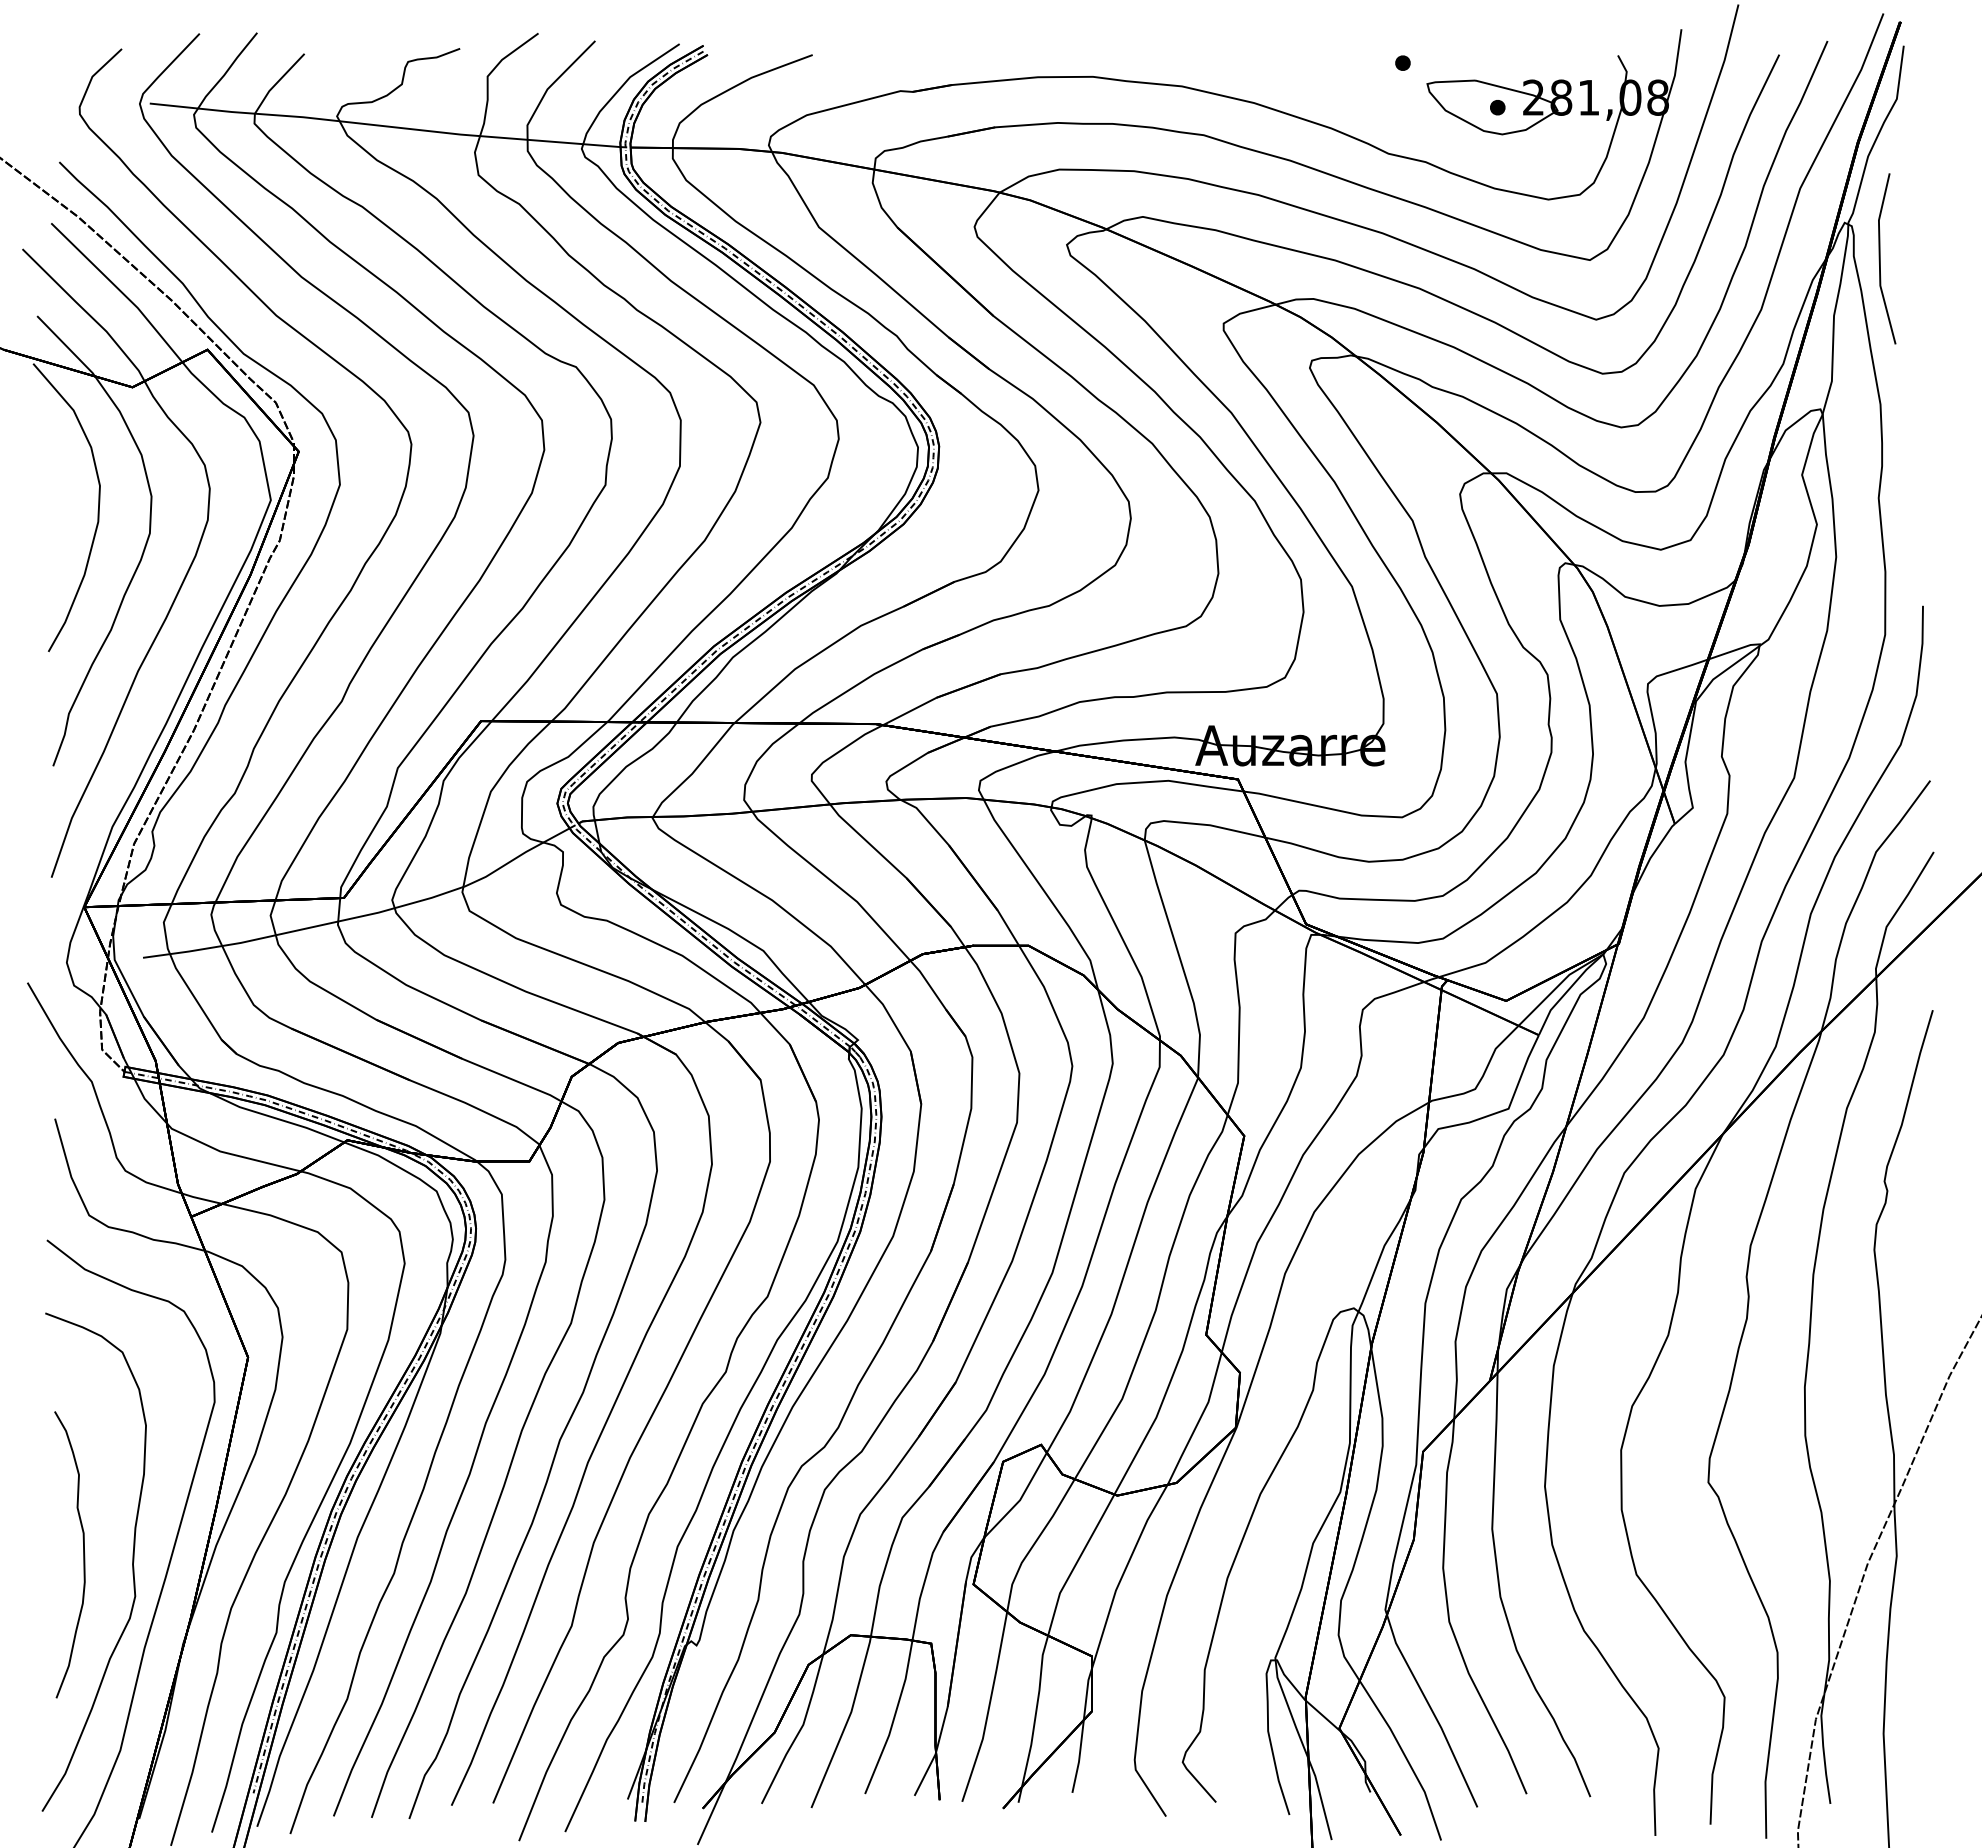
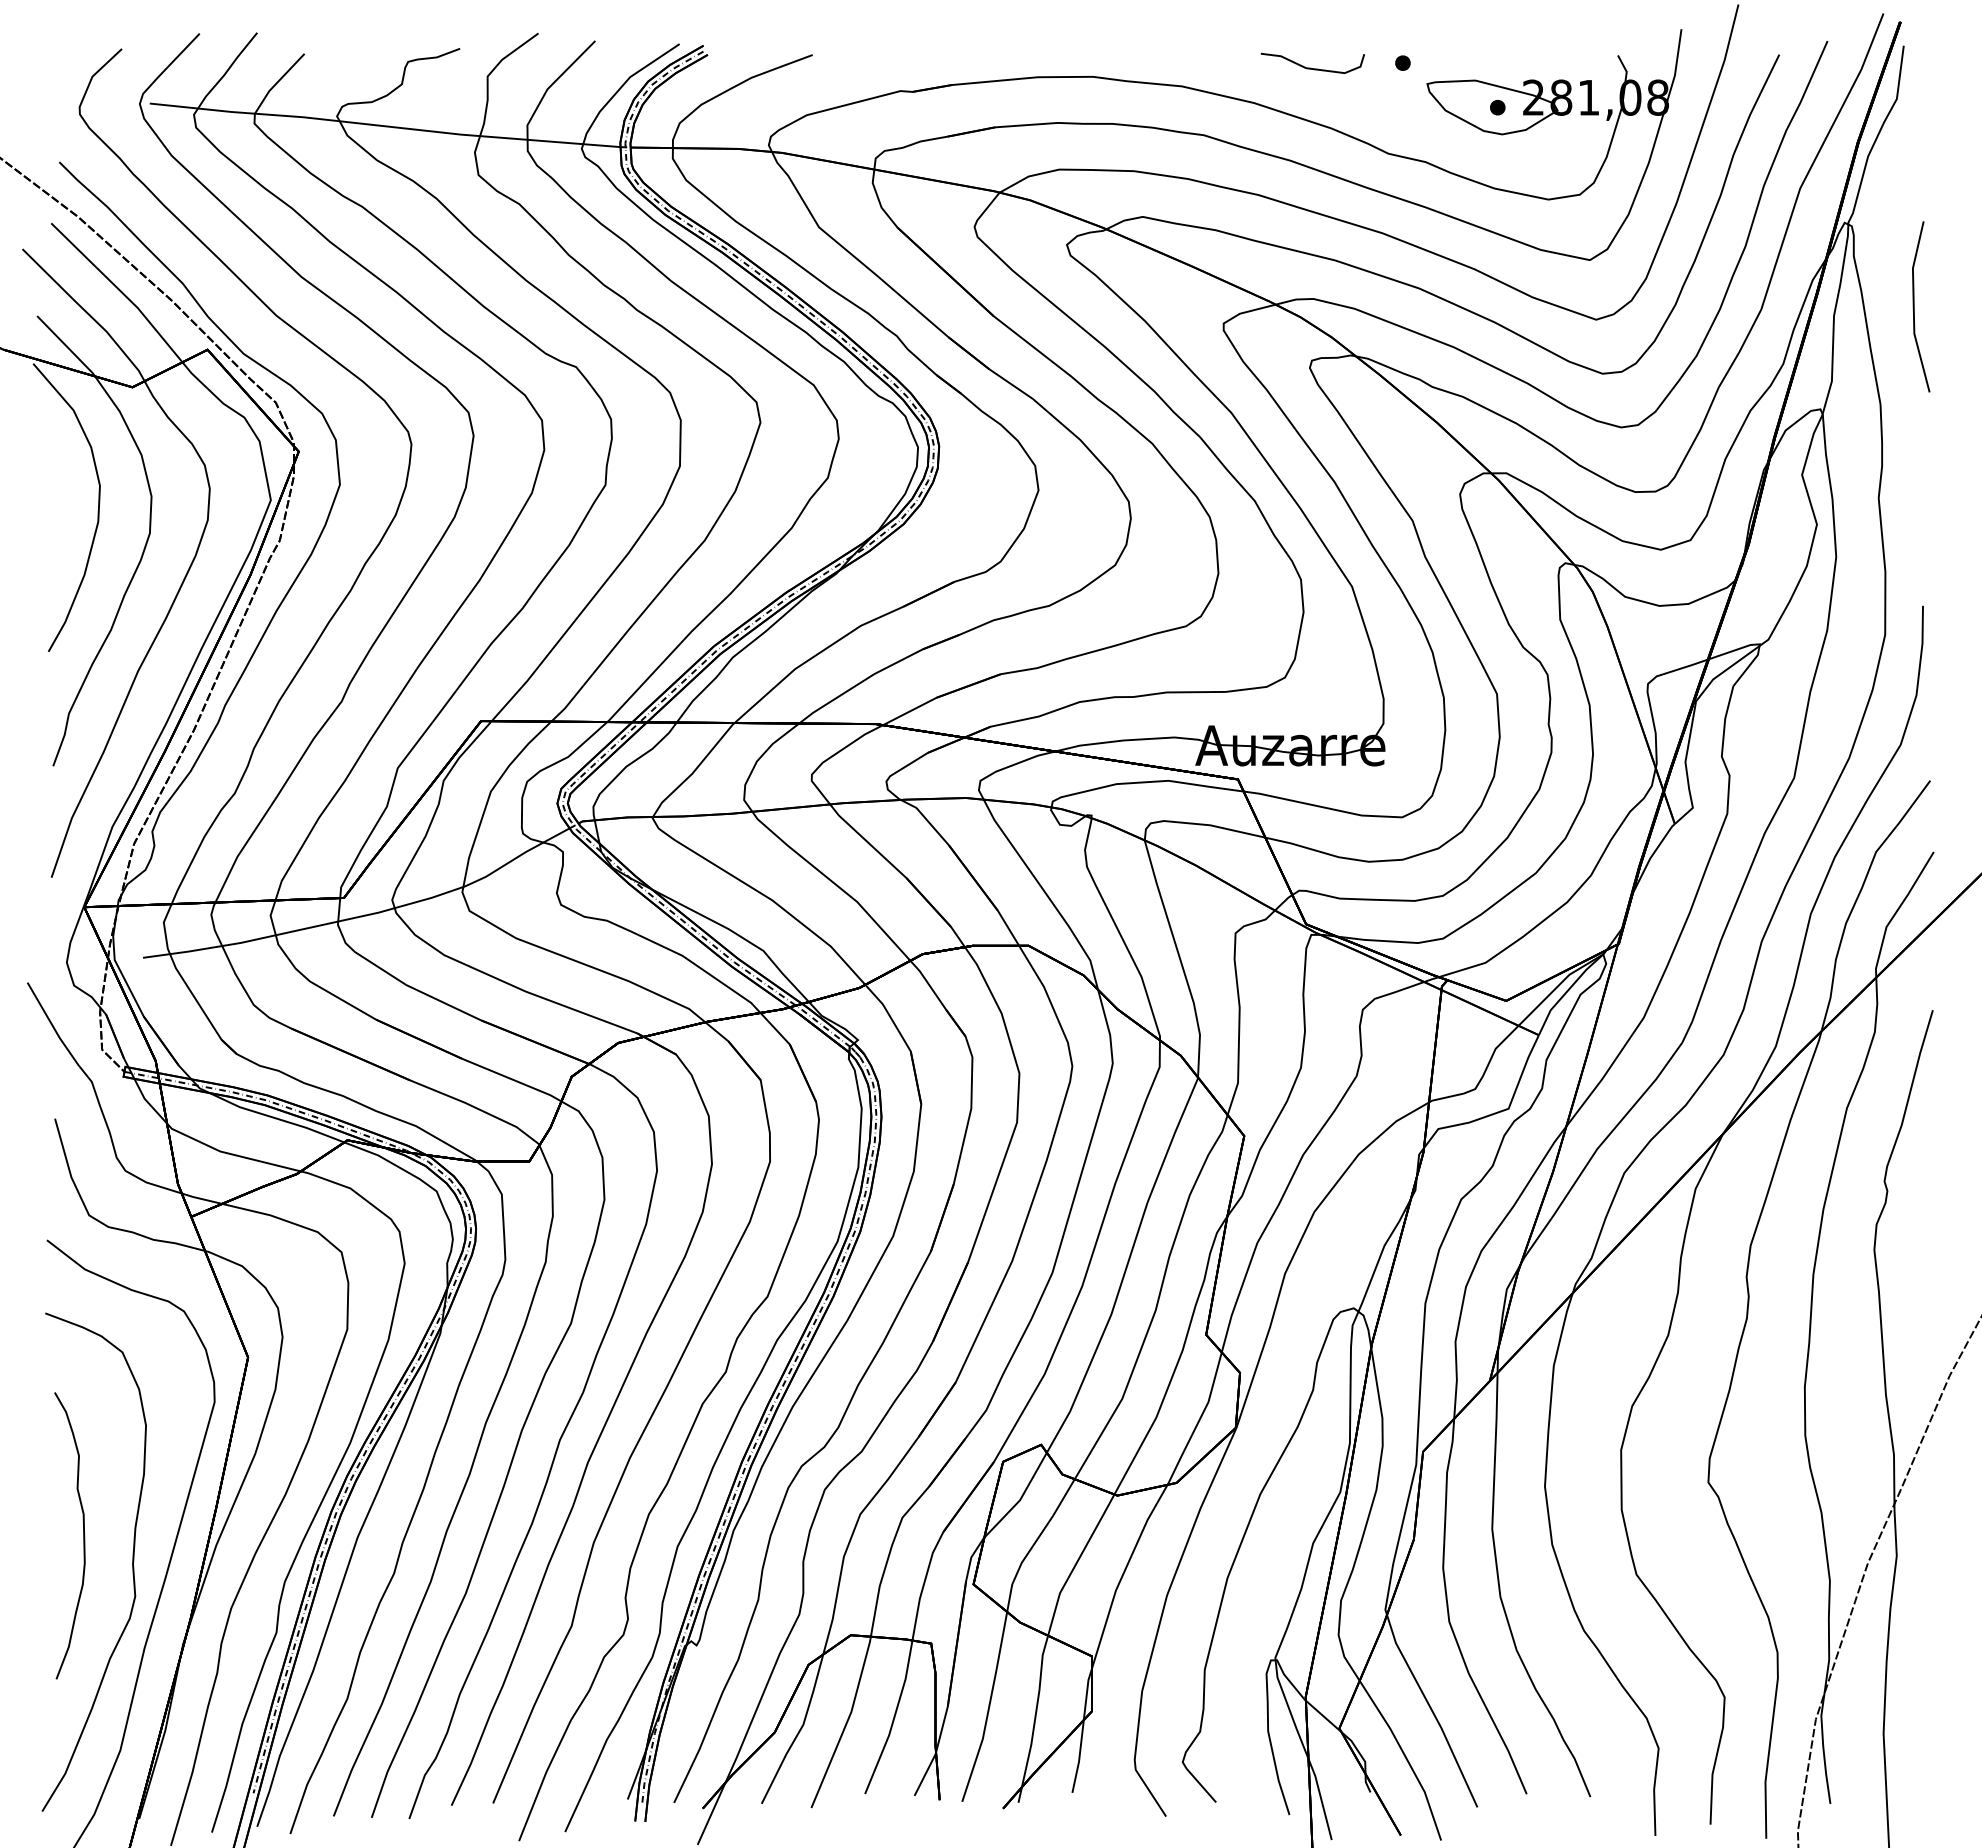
curve: none -> present (1310, 67)
line position: (1880, 258) -> (1914, 306) (1914, 306)
curve position: (83, 1554) -> (83, 1535) (83, 1535)
